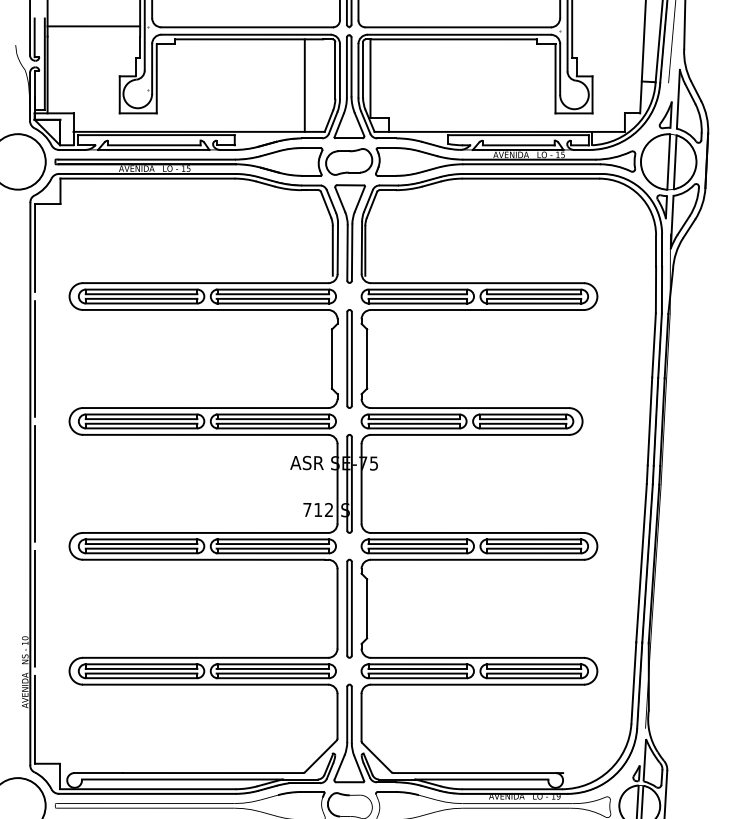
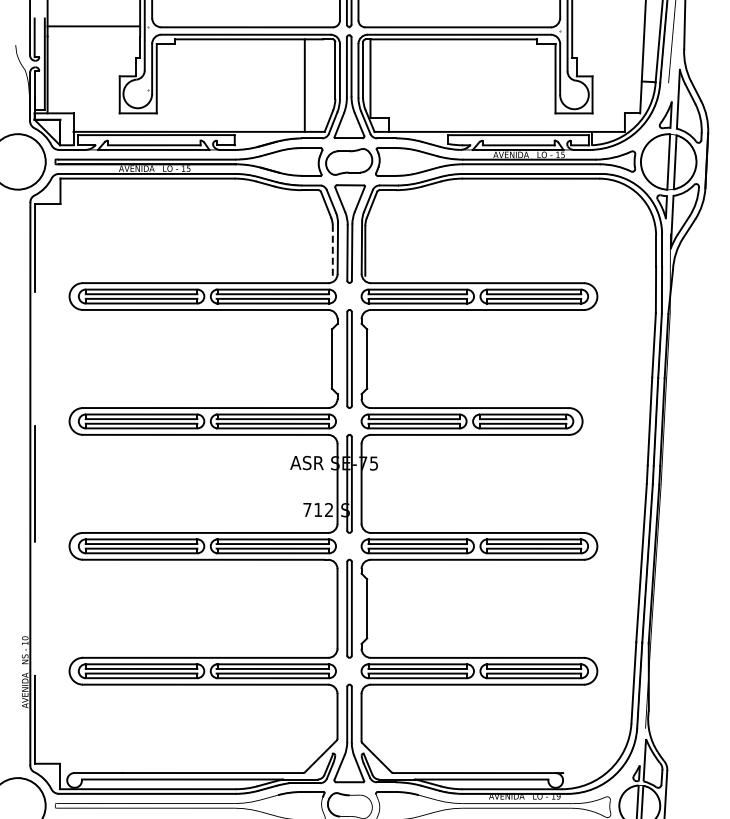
line: solid -> dashed (332, 250)
line: present -> none (35, 358)
line: present -> none (34, 608)
